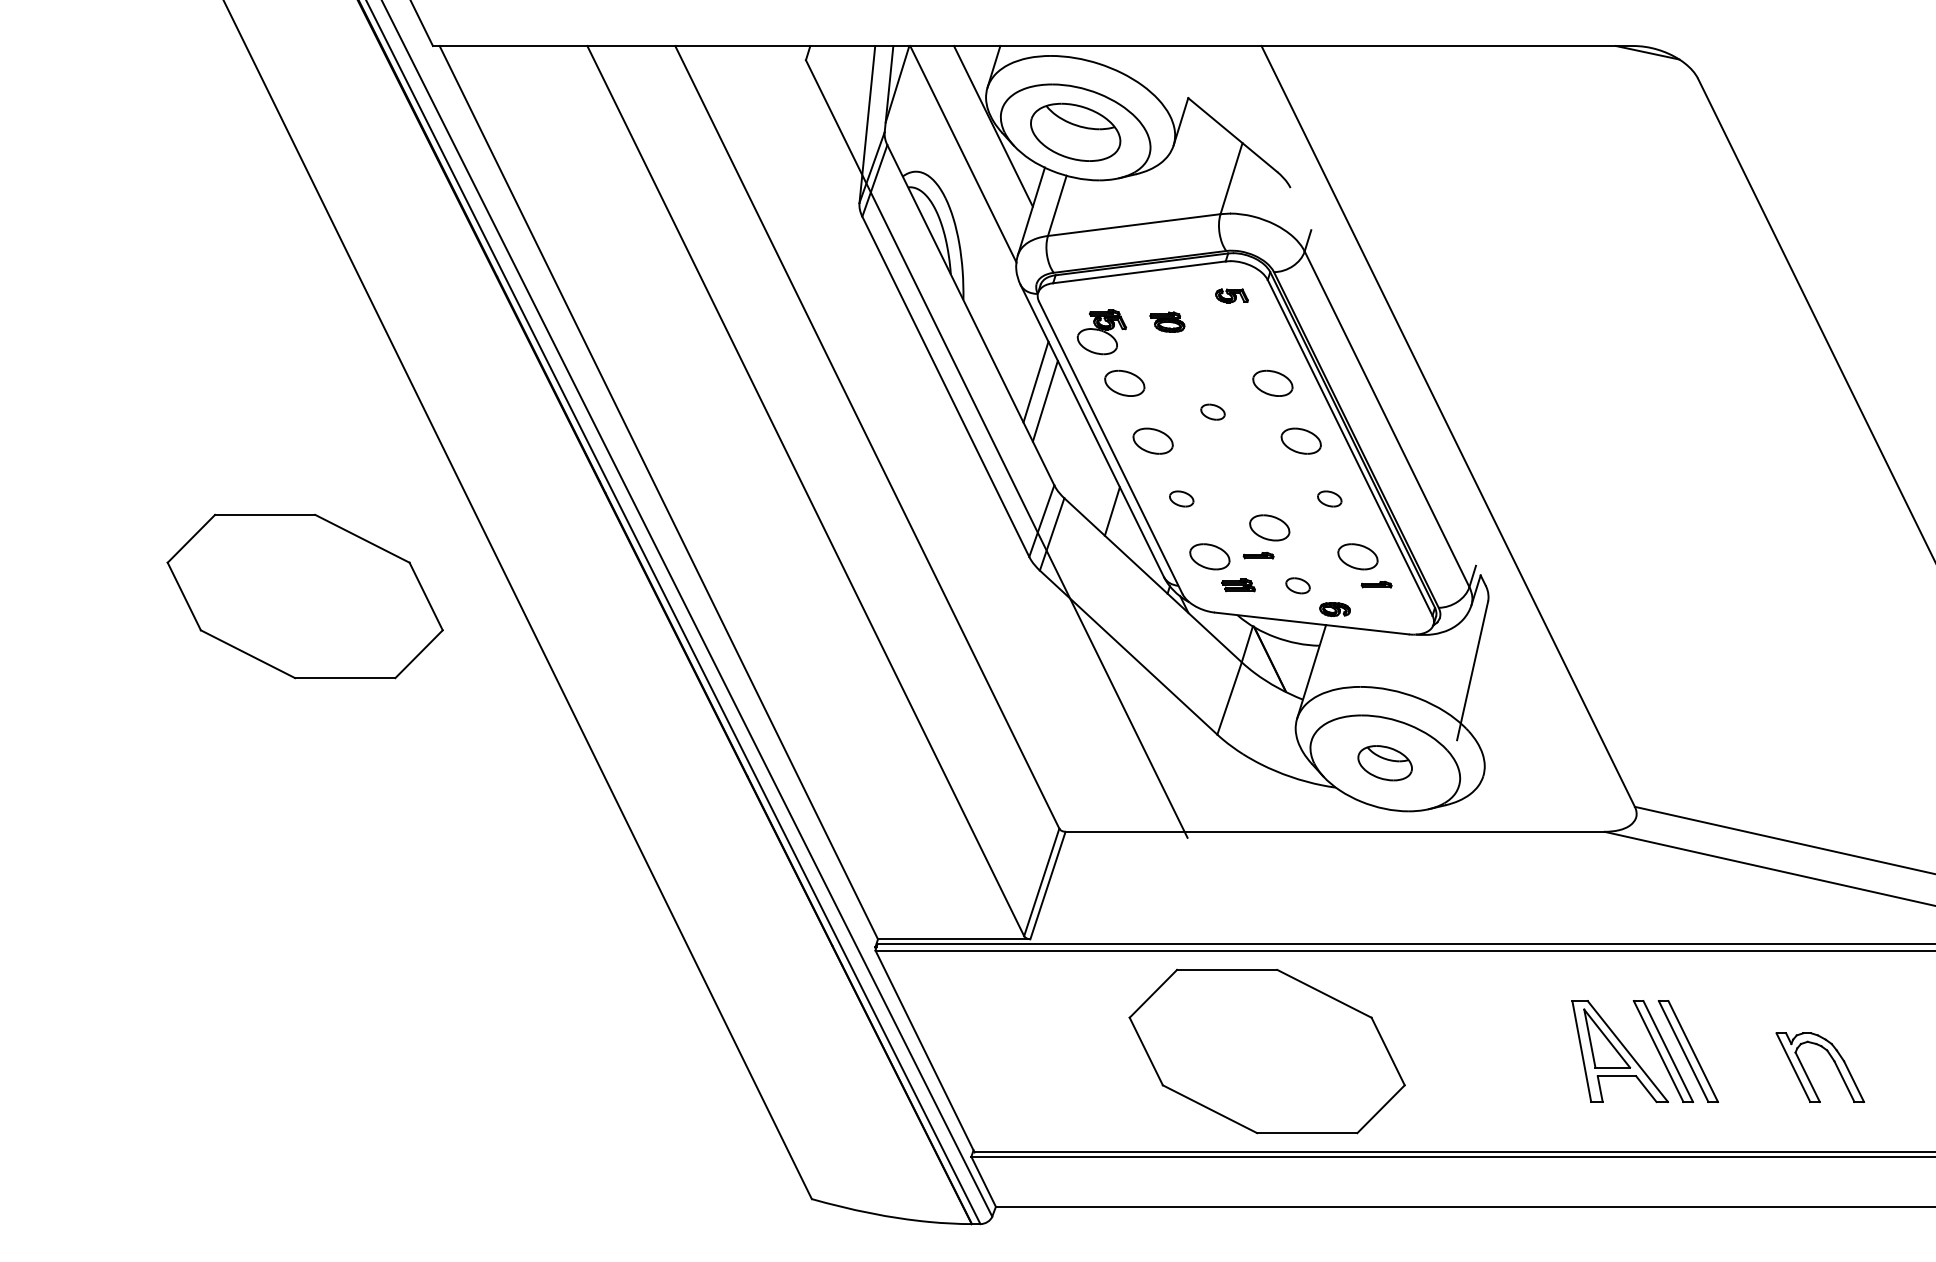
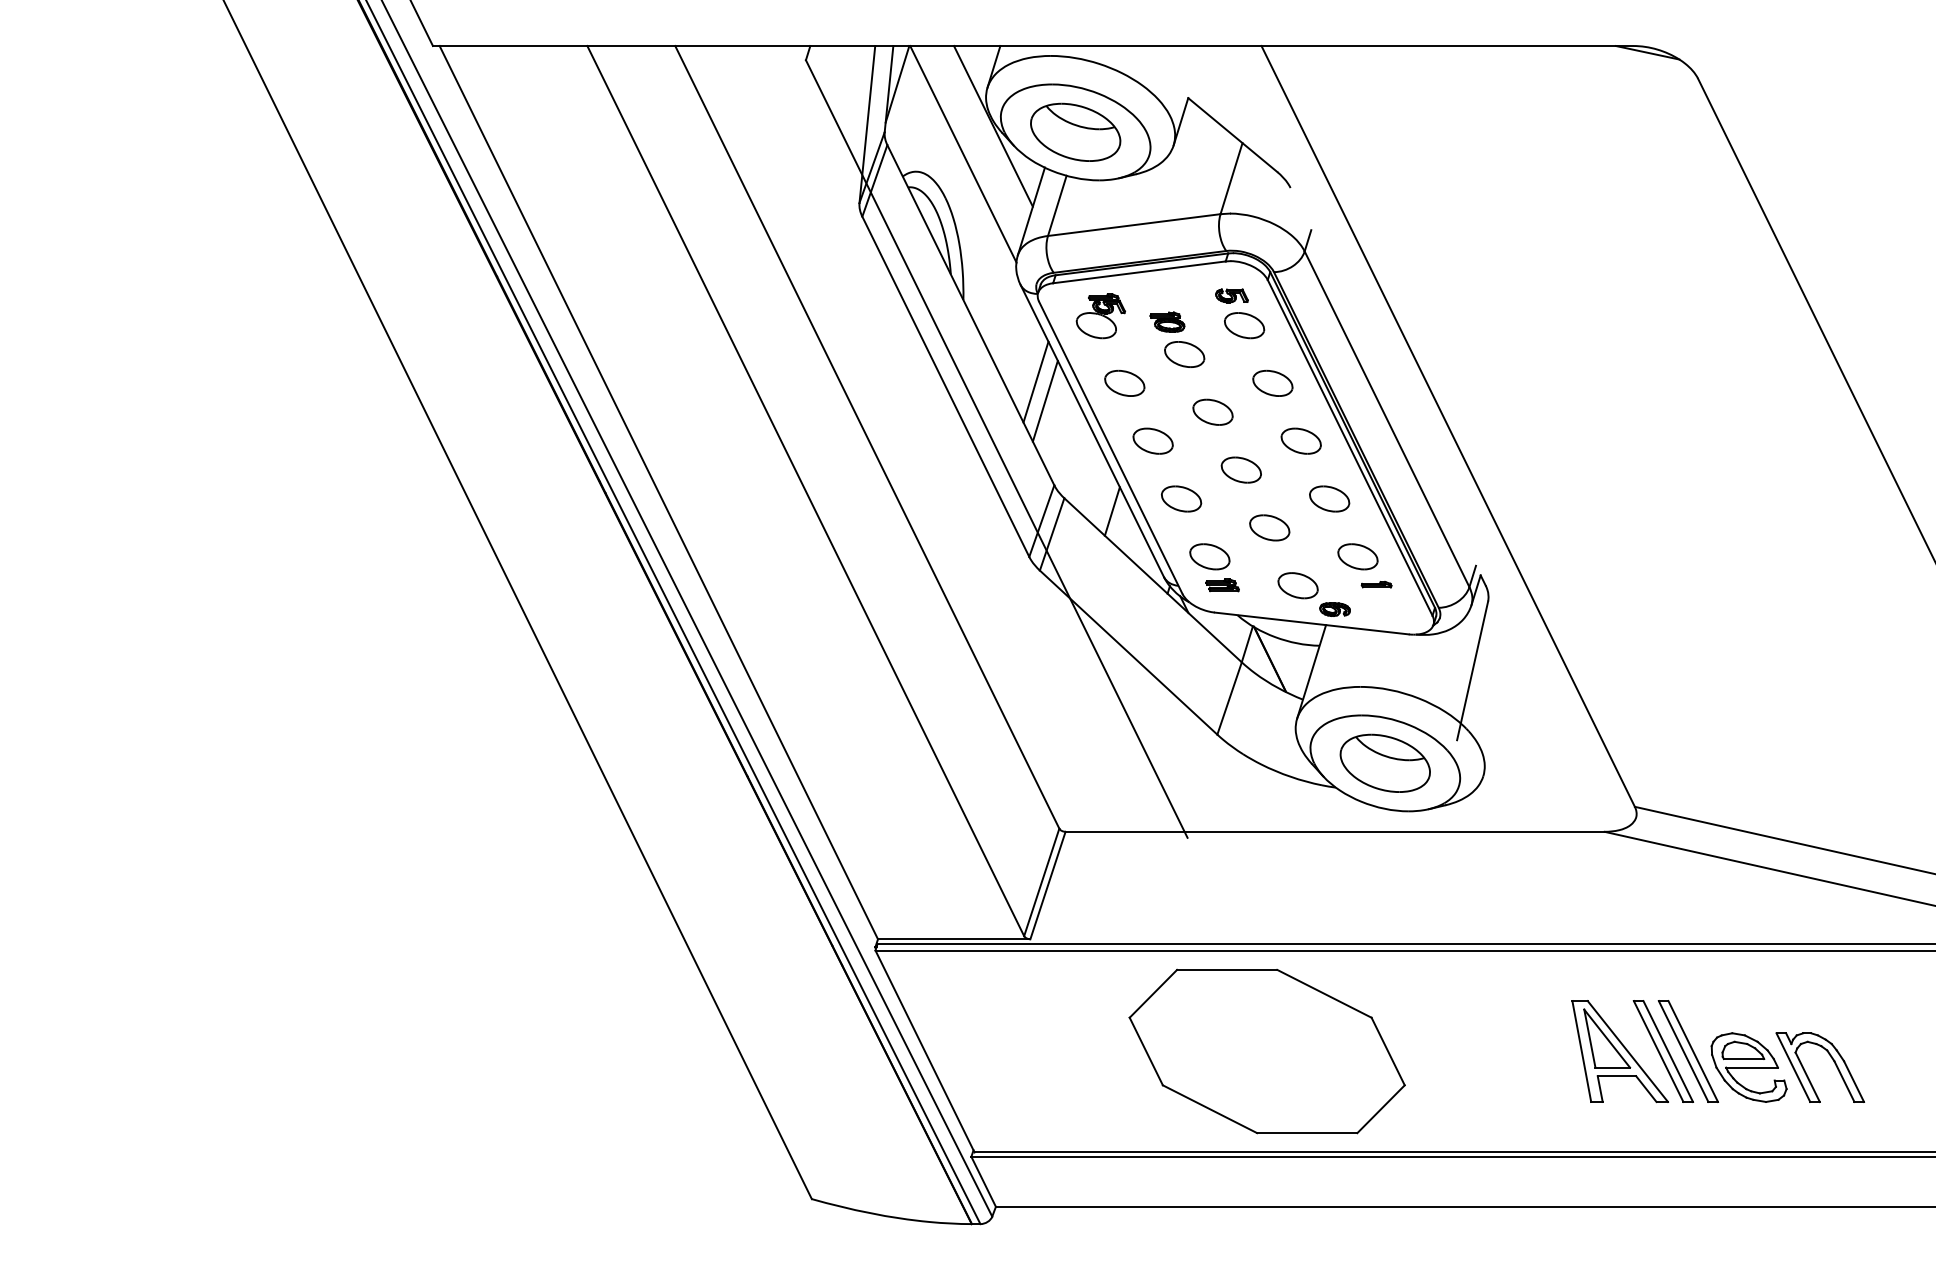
part: none -> present (1244, 325)
part position: (1101, 332) -> (1100, 316) (1100, 316)
part: none -> present (1184, 354)
part size: 26x18 px -> 42x28 px (1212, 411)
part: none -> present (1240, 469)
part size: 26x18 px -> 42x28 px (1181, 498)
part size: 26x18 px -> 42x28 px (1329, 498)
part: present -> none (1258, 555)
part position: (1238, 585) -> (1222, 585) (1222, 585)
part size: 26x18 px -> 42x28 px (1297, 585)
part: present -> none (304, 596)
part size: 56x37 px -> 92x60 px (1384, 762)
part: none -> present (1748, 1067)
